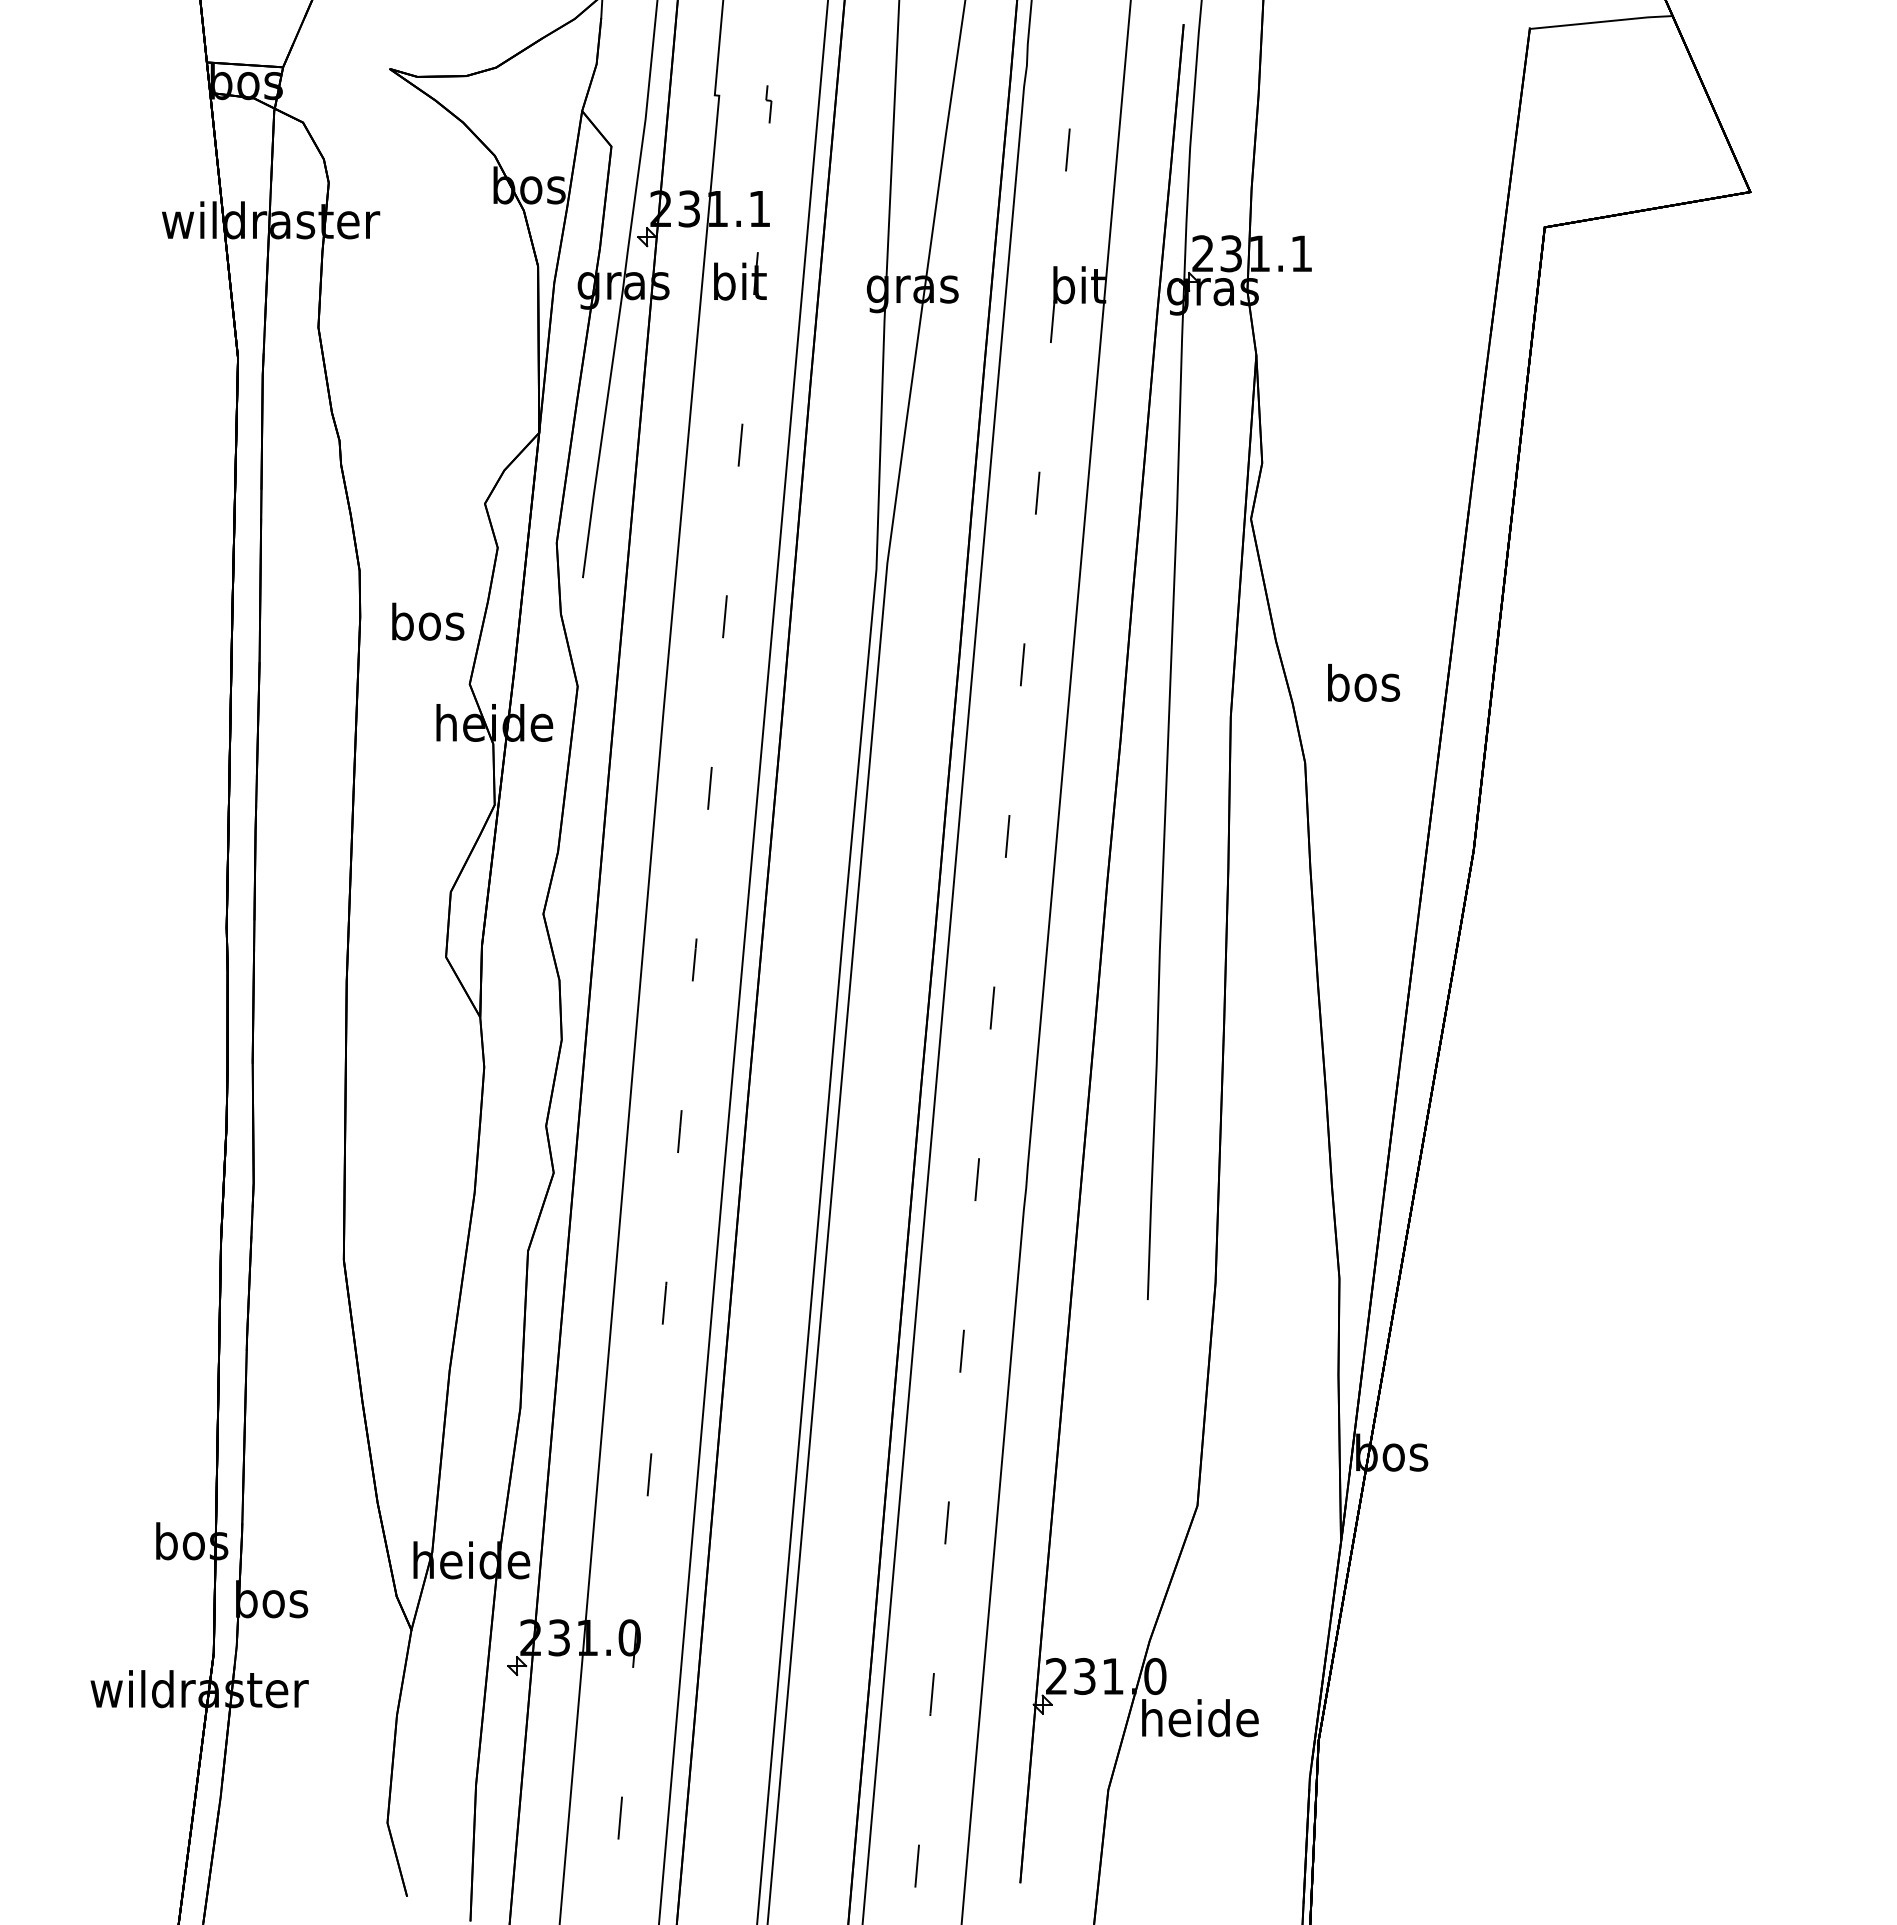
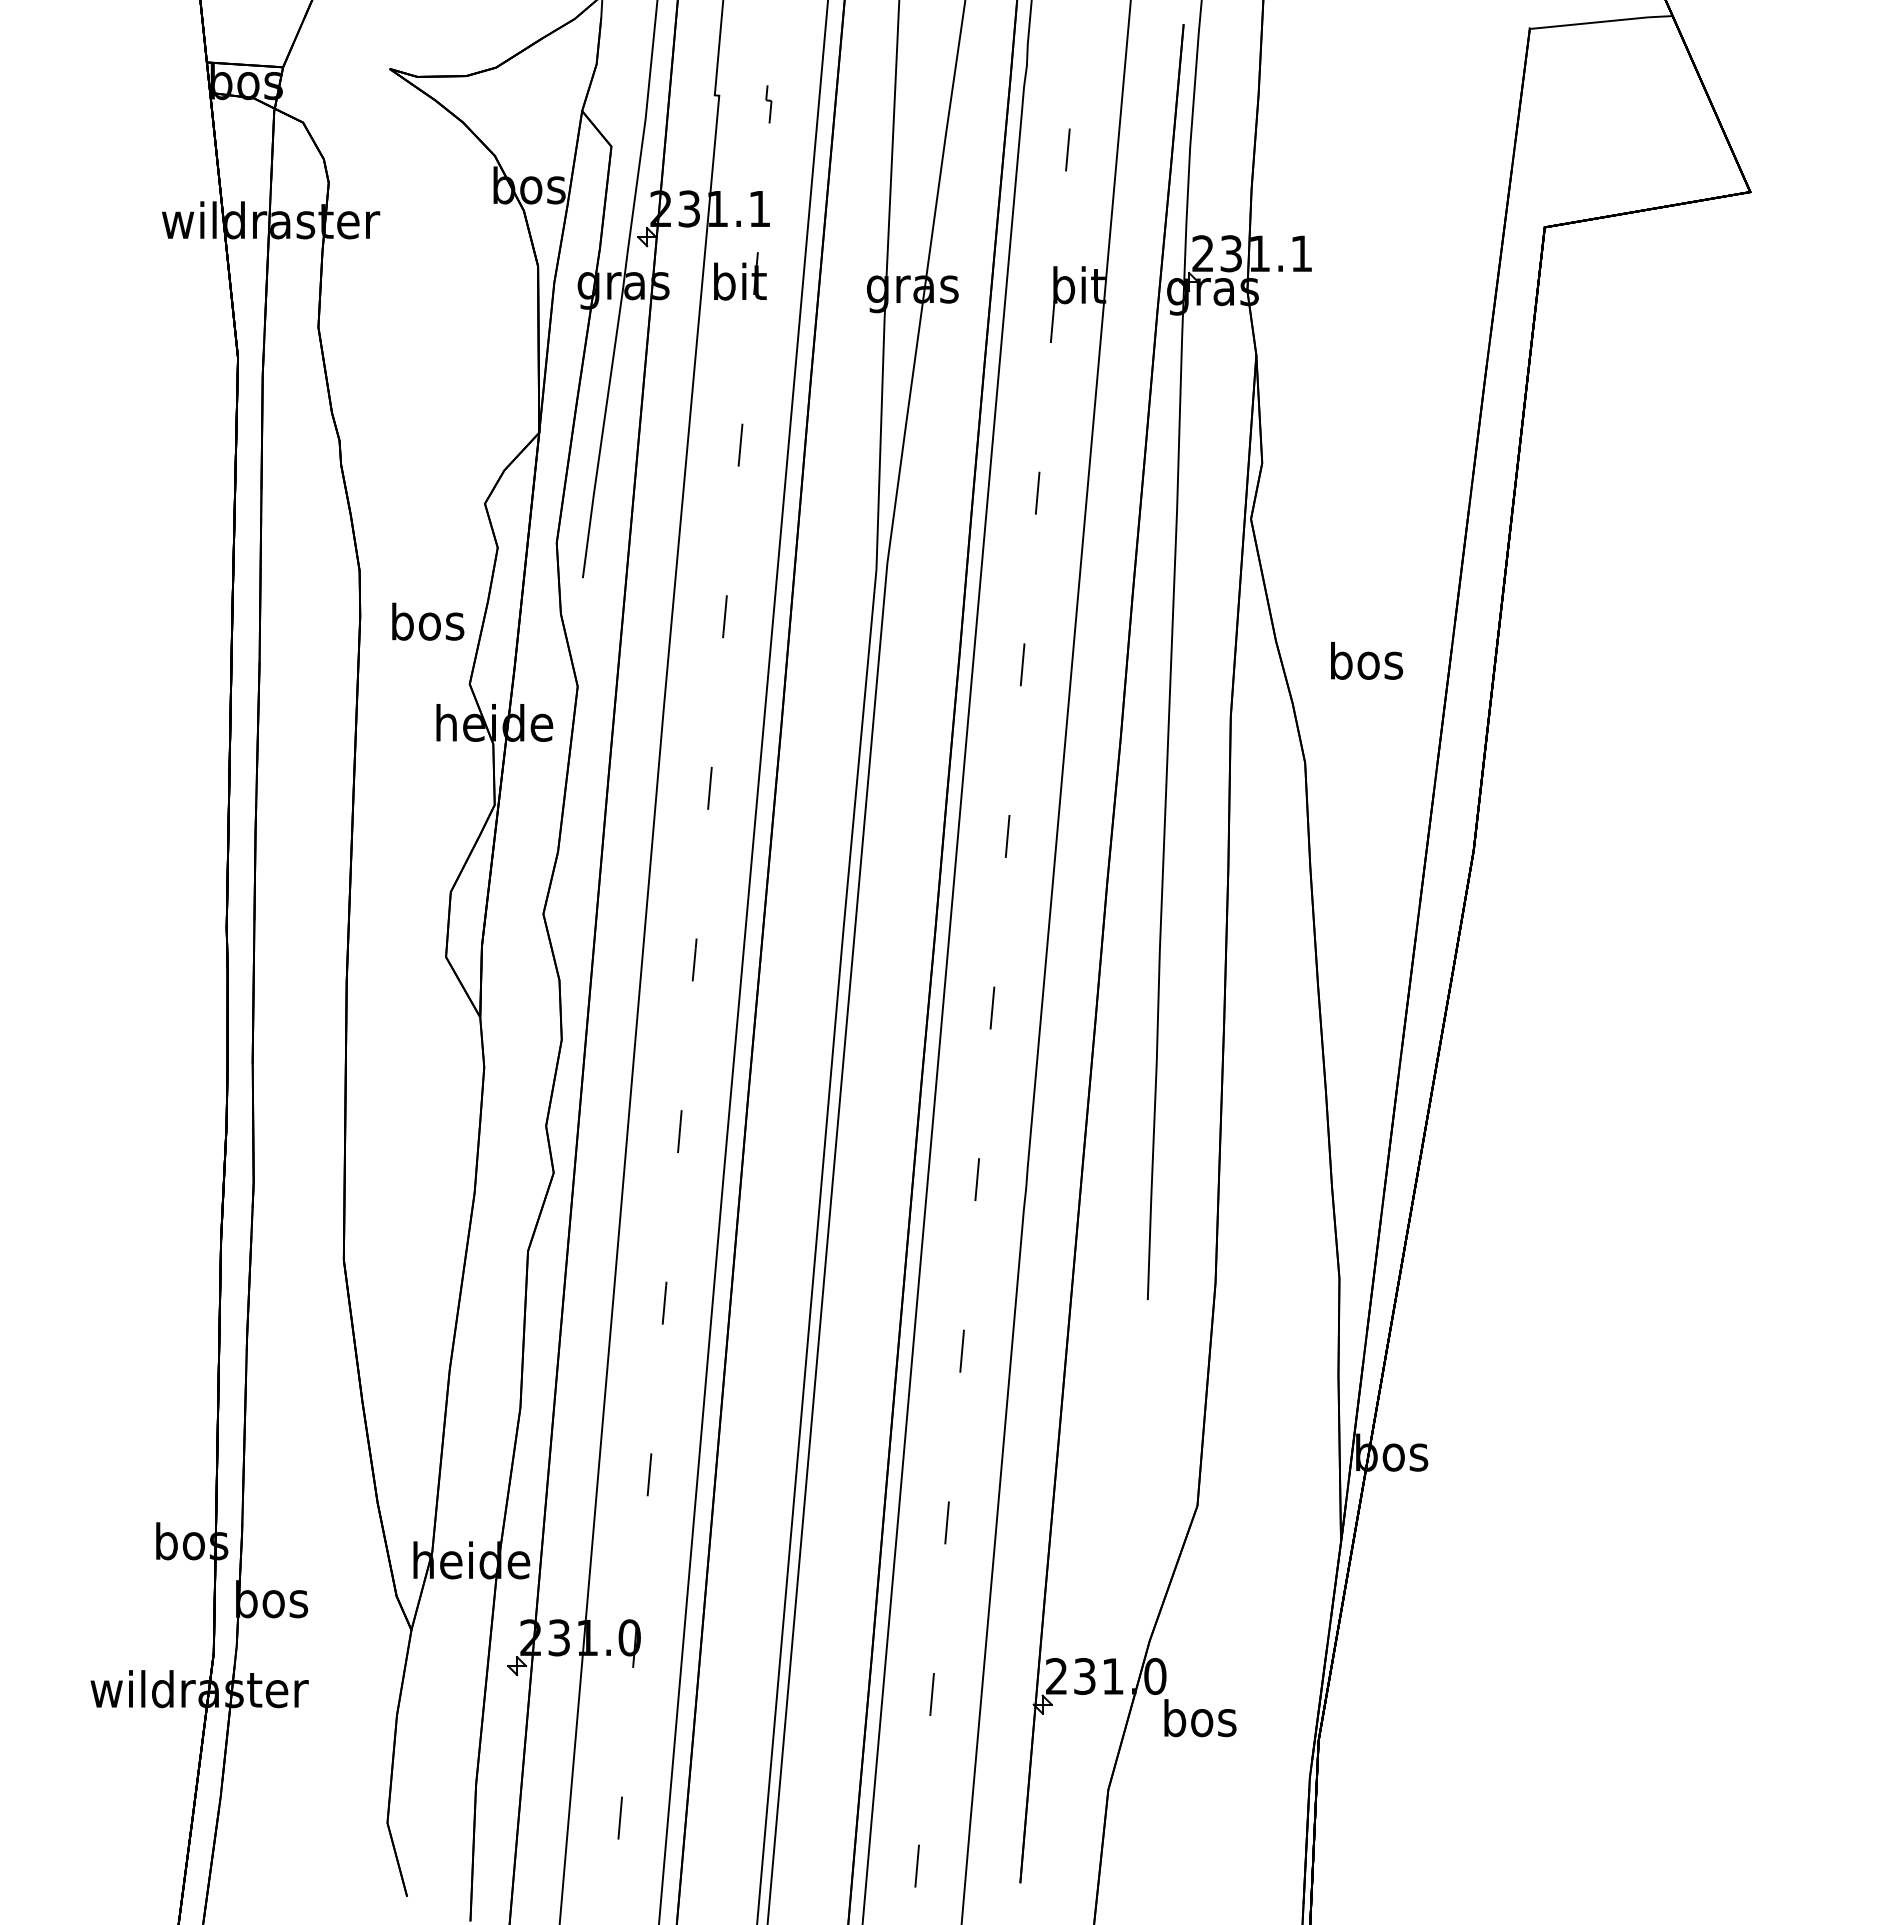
text position: (1364, 682) -> (1367, 660) (1367, 660)
text: heide -> bos (1200, 1718)
